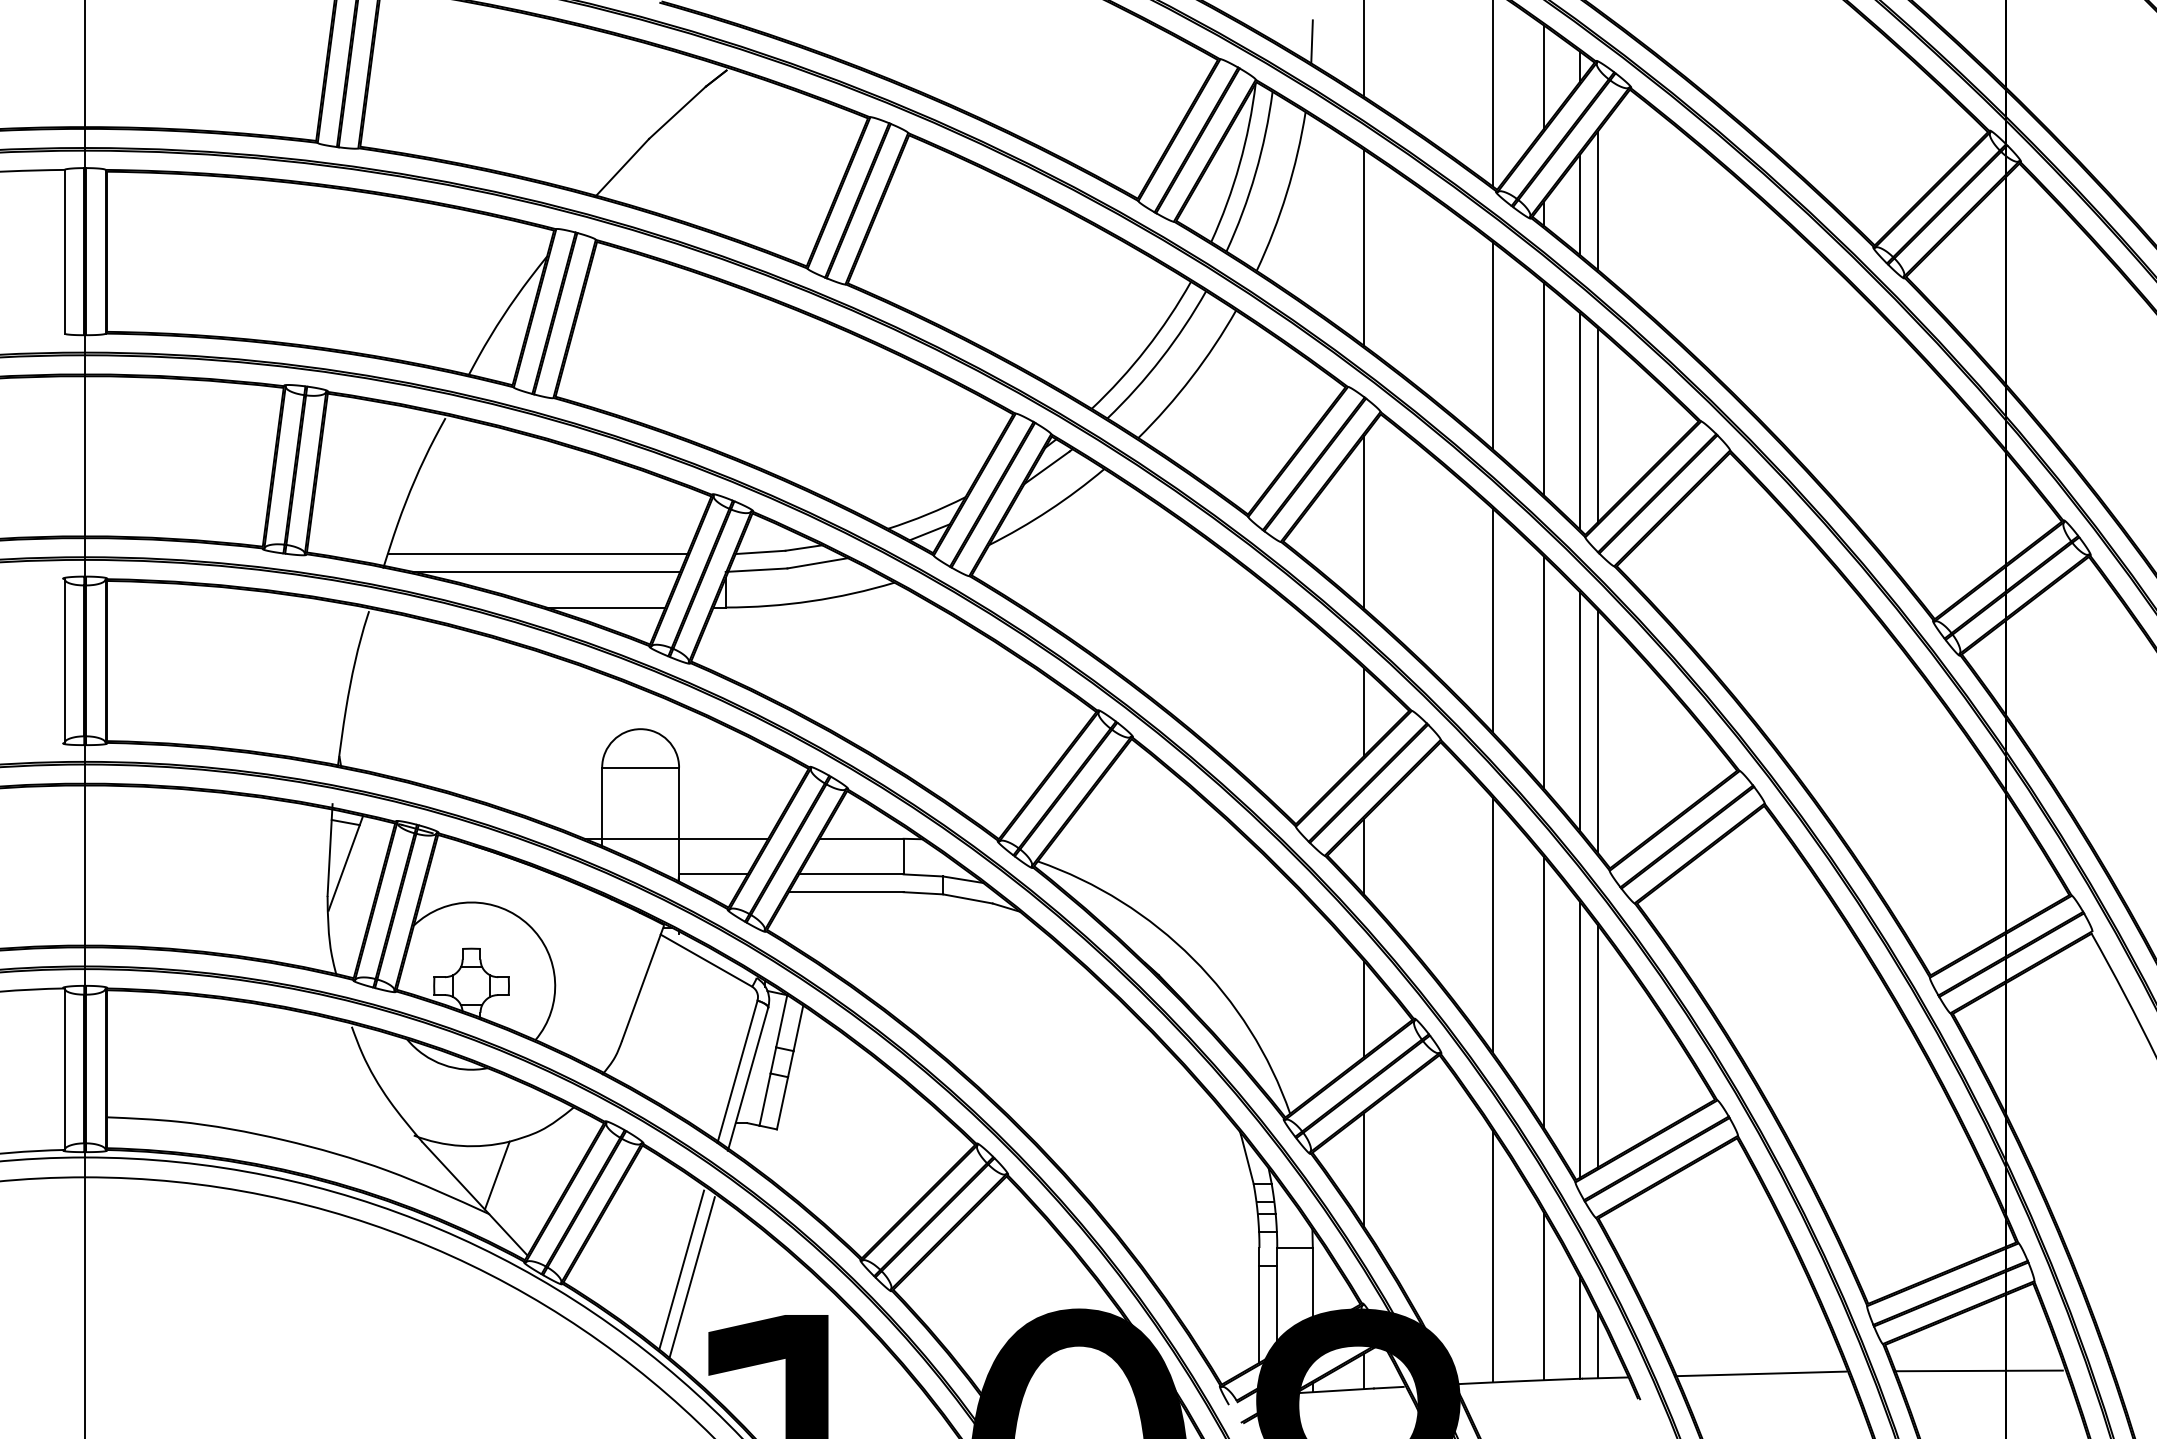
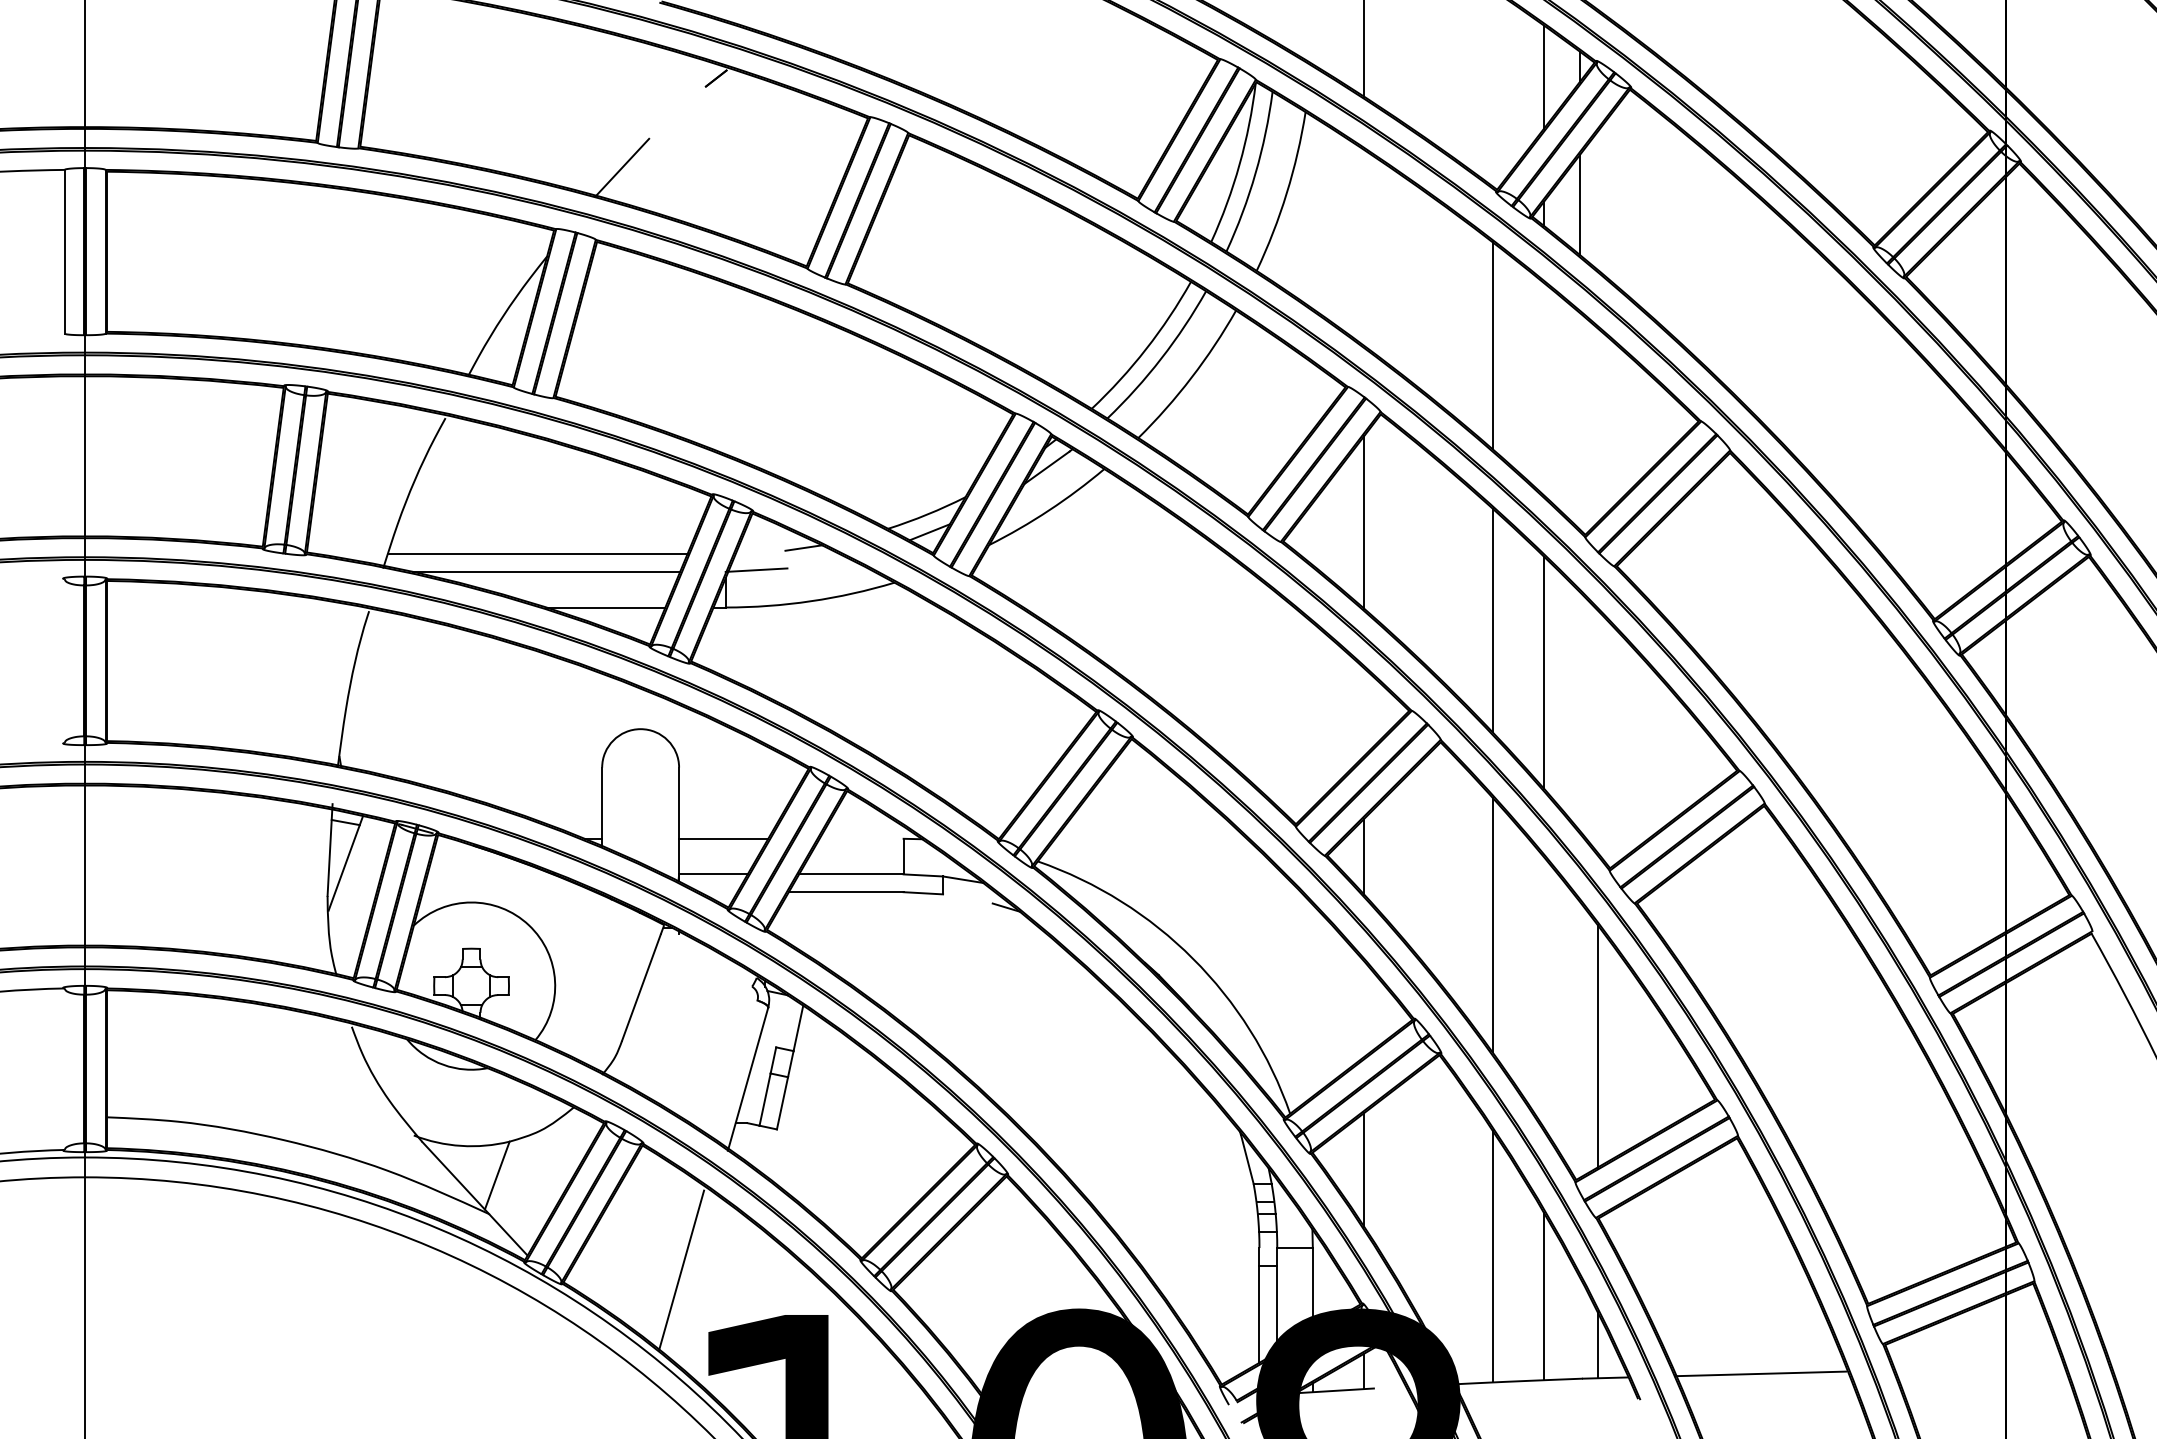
line: present -> none (1311, 41)
line: present -> none (1492, 94)
line: present -> none (677, 112)
line: present -> none (1597, 200)
line: present -> none (1364, 247)
line: present -> none (1544, 389)
line: present -> none (1579, 420)
line: present -> none (1597, 425)
line: present -> none (760, 552)
line: present -> none (817, 563)
line: present -> none (64, 660)
line: present -> none (1579, 710)
line: present -> none (1364, 711)
line: present -> none (1597, 731)
line: present -> none (640, 767)
line: present -> none (640, 838)
line: present -> none (861, 838)
line: present -> none (967, 898)
line: present -> none (706, 960)
line: present -> none (1544, 992)
line: present -> none (1364, 1008)
line: present -> none (781, 1021)
line: present -> none (1579, 1039)
line: present -> none (64, 1068)
line: present -> none (737, 1071)
line: present -> none (691, 1277)
line: present -> none (1579, 1327)
line: present -> none (1978, 1370)
line: present -> none (1388, 1387)
